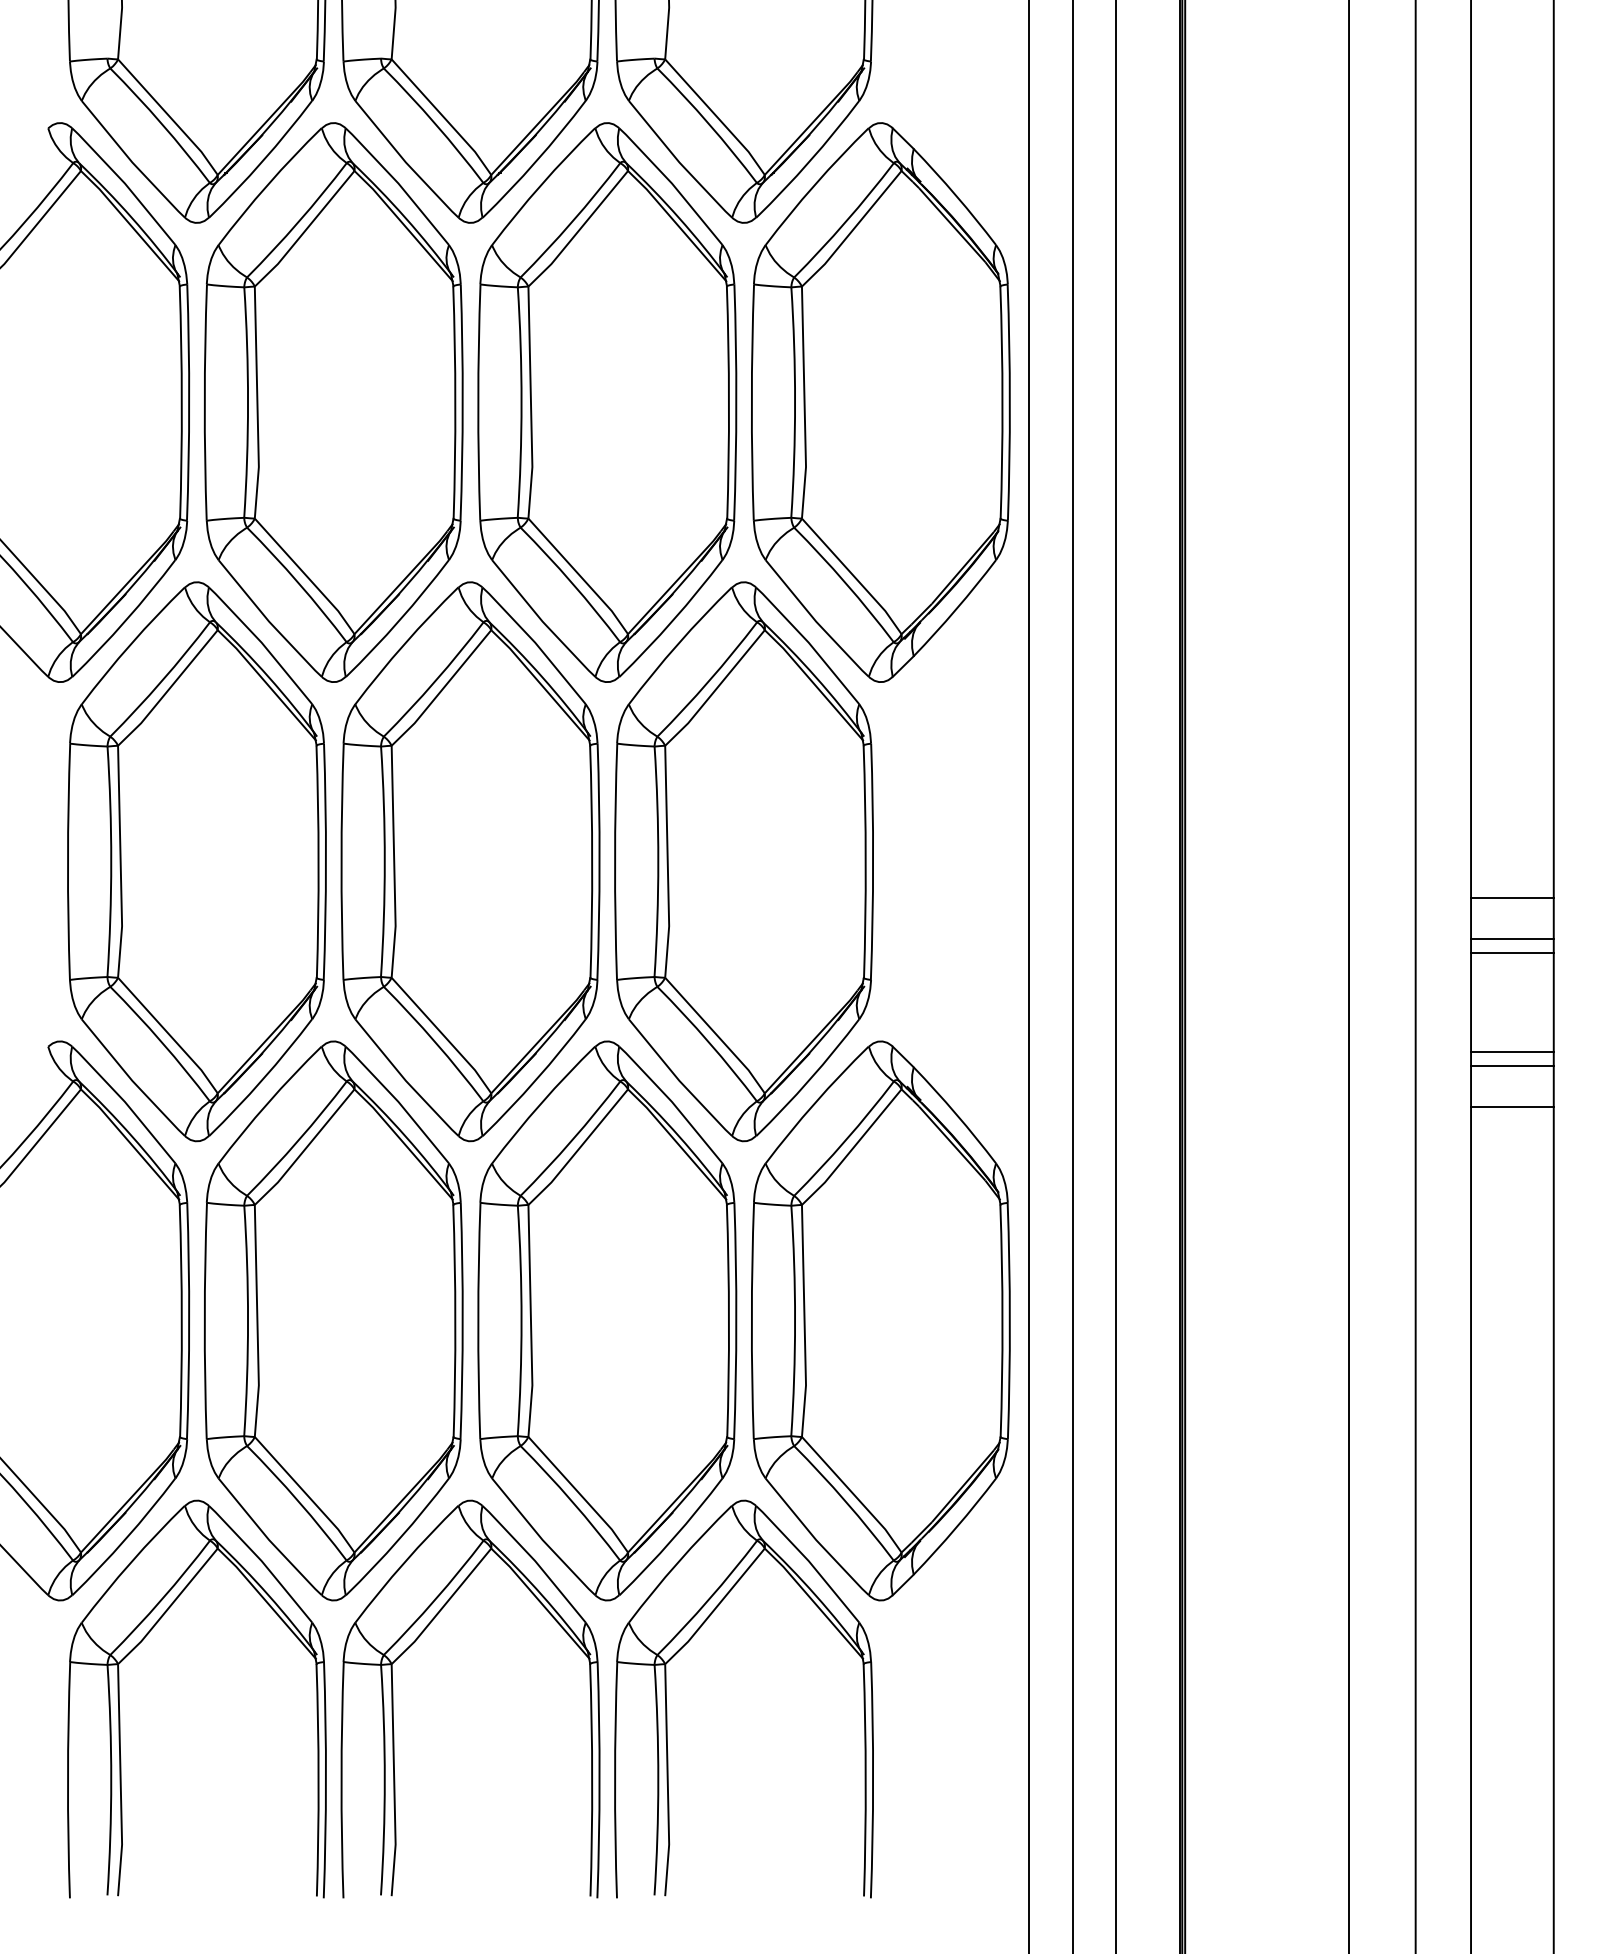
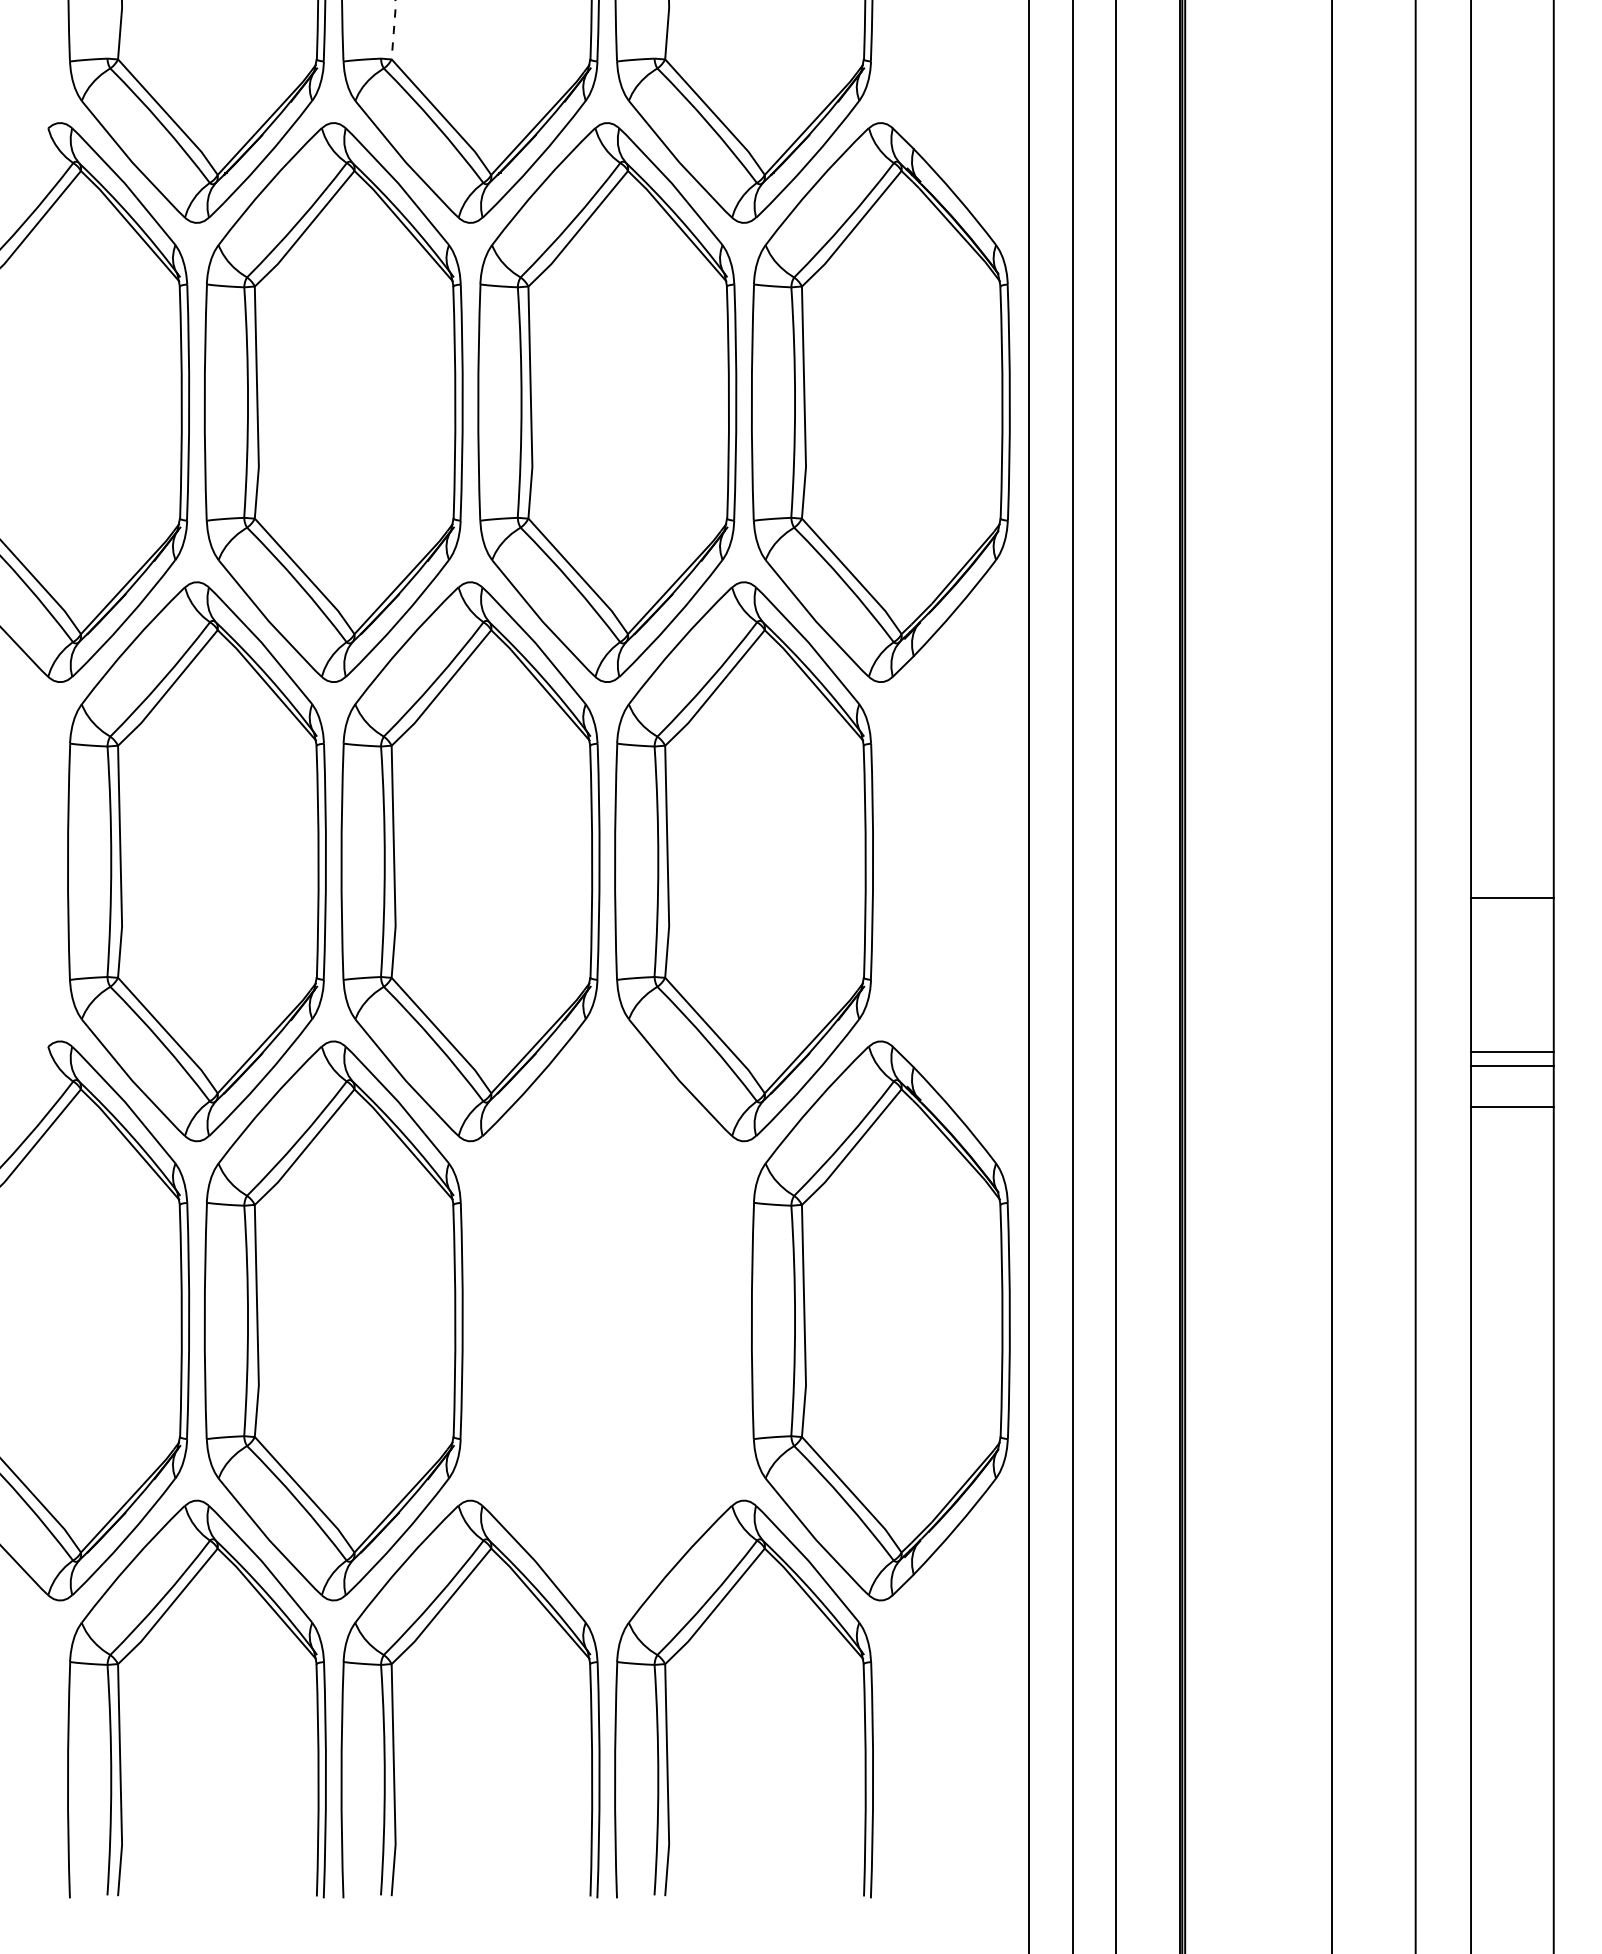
line: solid -> dashed (393, 29)
line: present -> none (1512, 939)
line: present -> none (1512, 952)
line position: (1348, 976) -> (1331, 976) (1331, 976)
part: present -> none (607, 1320)
